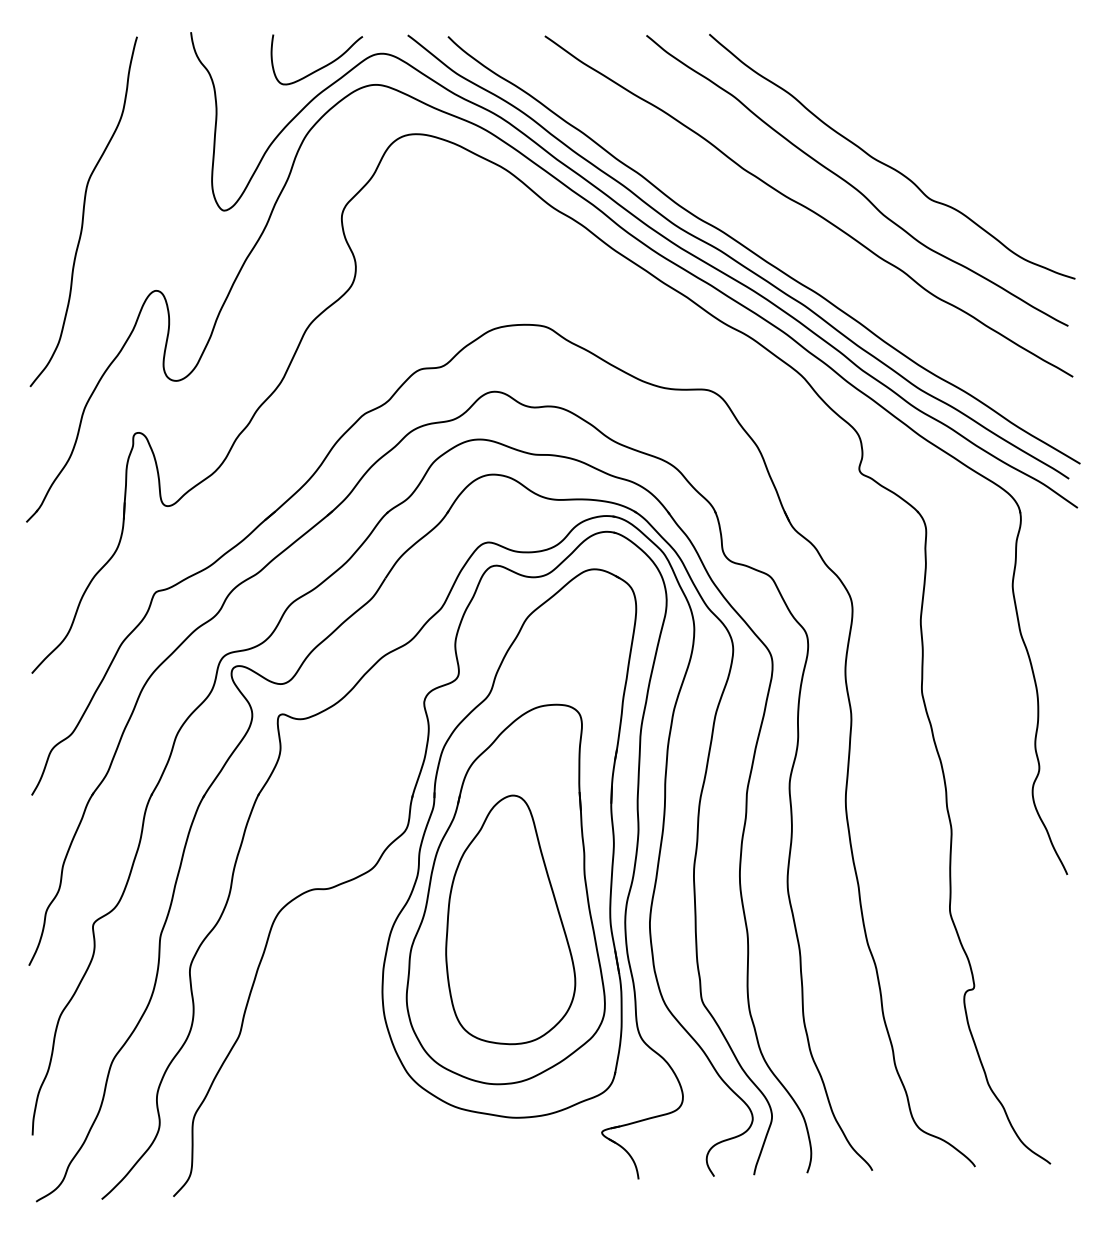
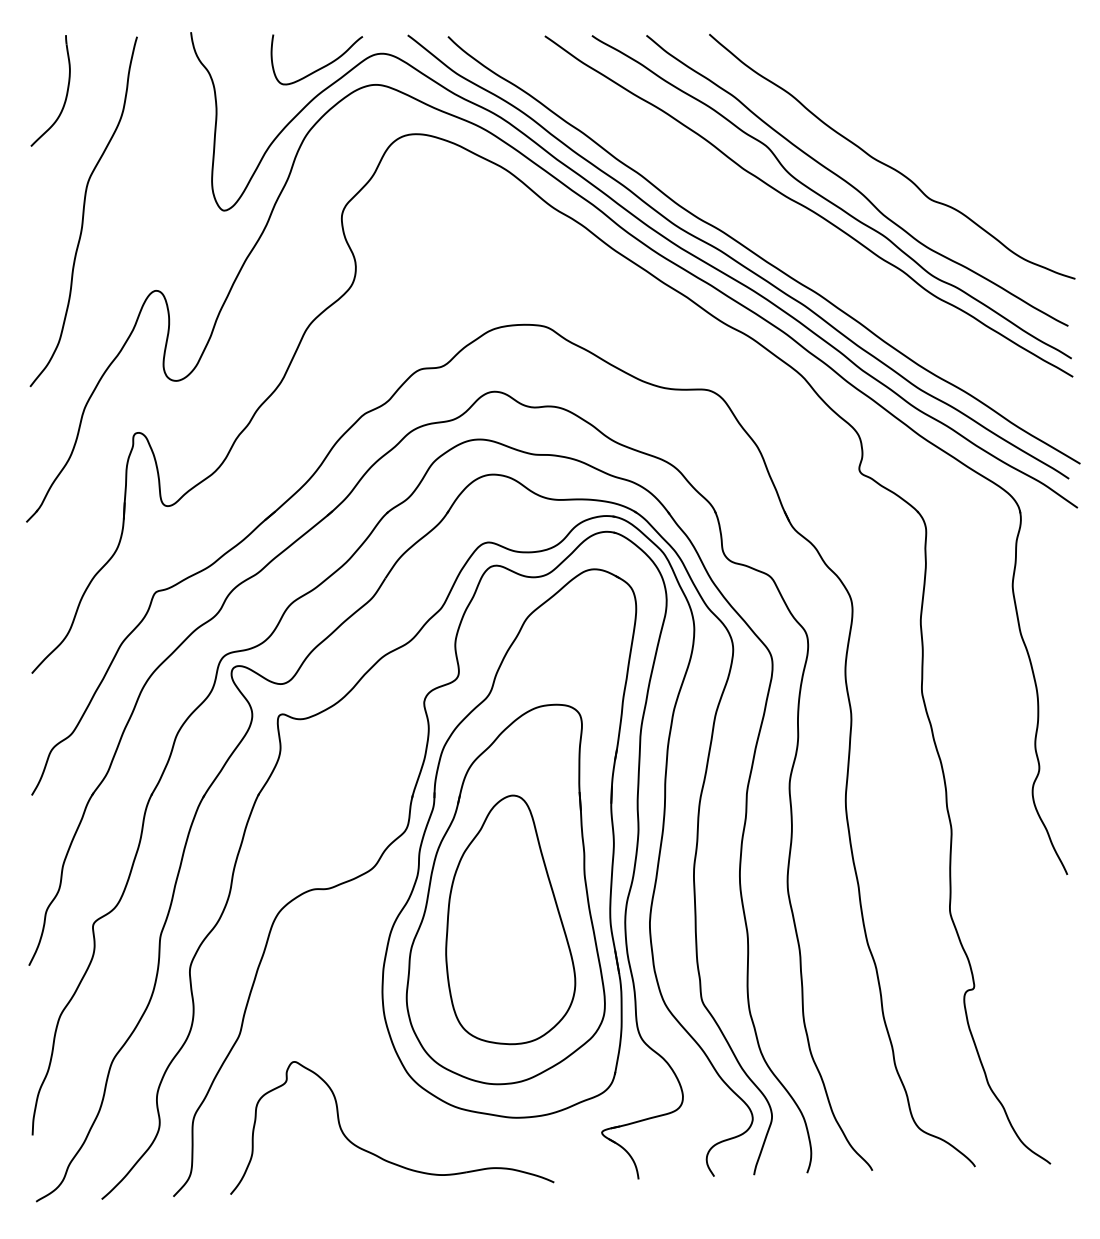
part: none -> present (66, 90)
curve: none -> present (828, 199)
part: none -> present (378, 1155)
